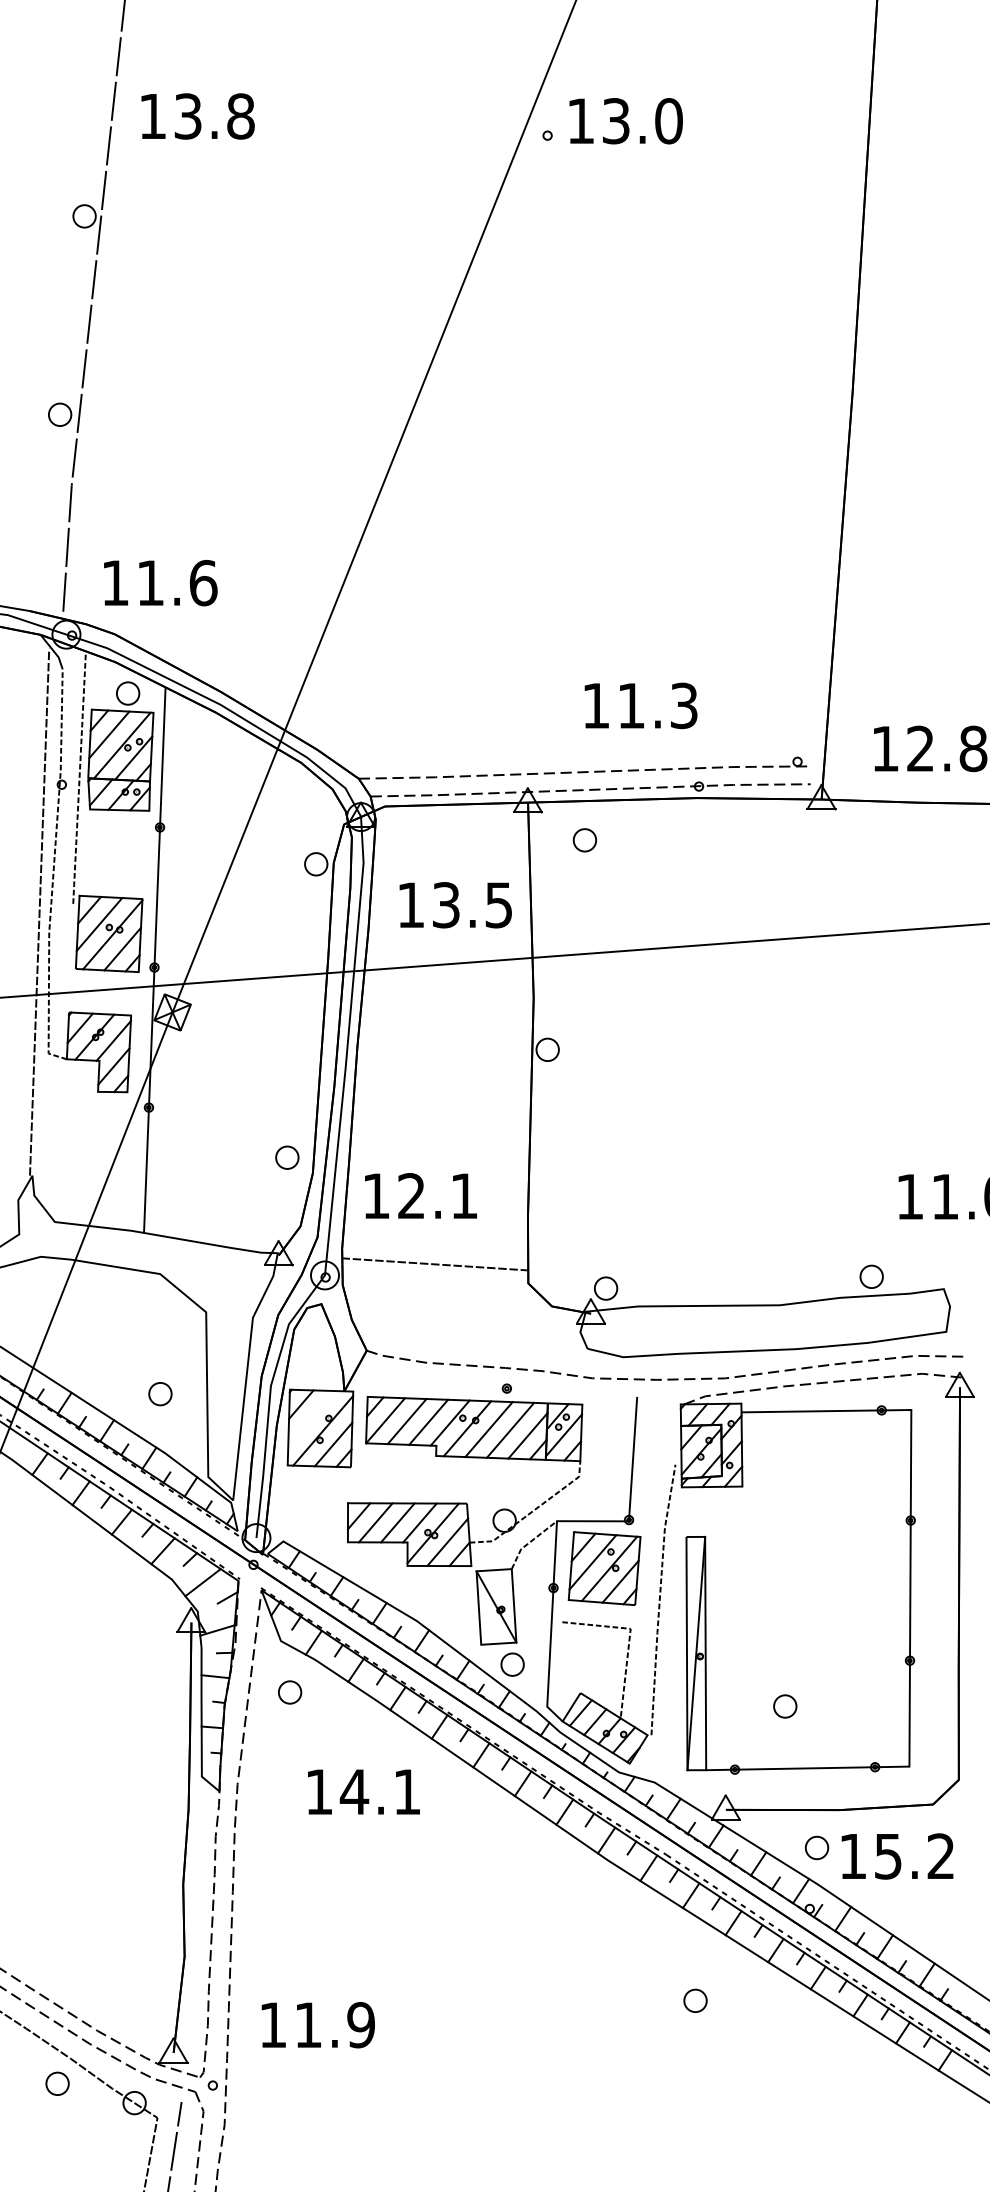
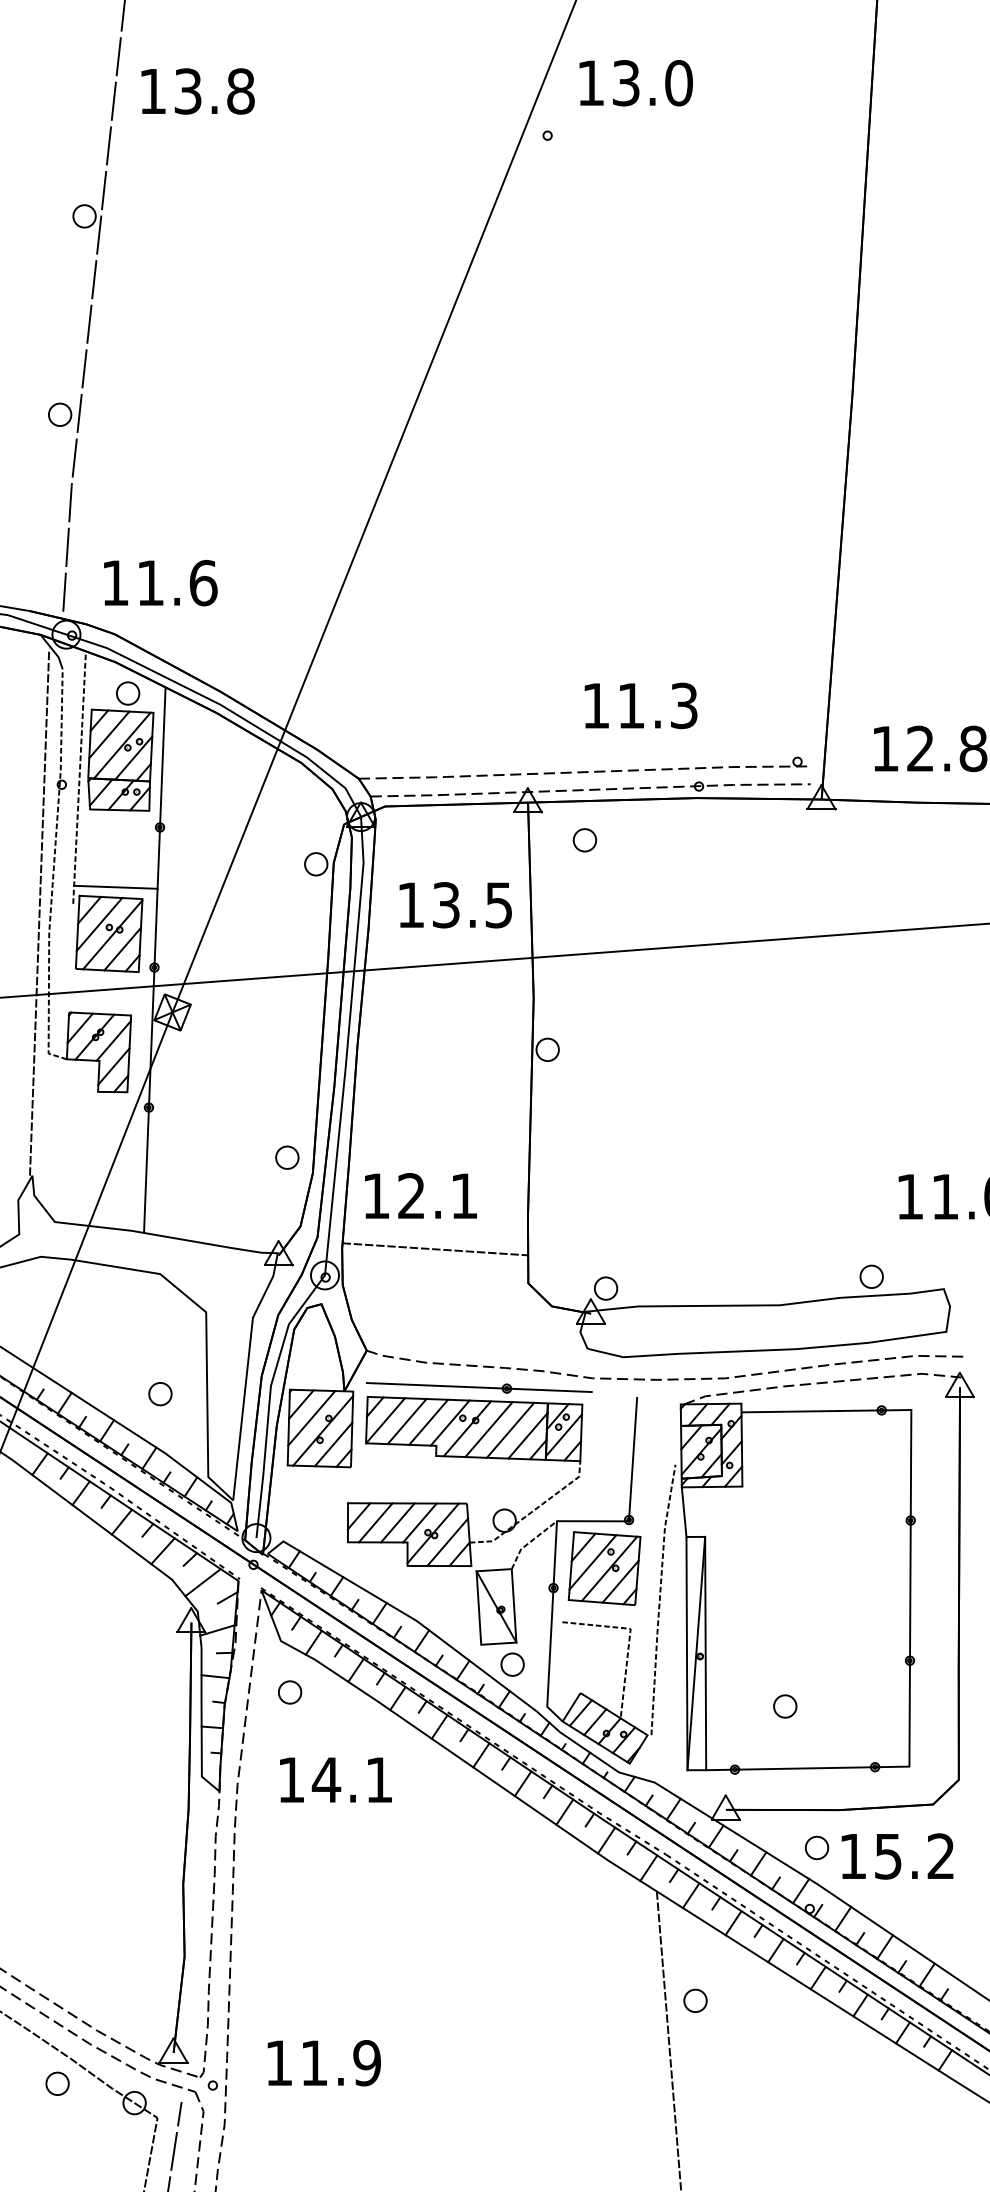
text position: (197, 116) -> (197, 91) (197, 91)
text position: (625, 121) -> (635, 83) (635, 83)
line: none -> present (115, 886)
line position: (434, 1264) -> (435, 1249) (435, 1249)
line: none -> present (478, 1387)
line: none -> present (311, 1418)
line: none -> present (683, 1512)
text position: (363, 1791) -> (335, 1779) (335, 1779)
text position: (317, 2025) -> (323, 2063) (323, 2063)
line: none -> present (668, 2039)
